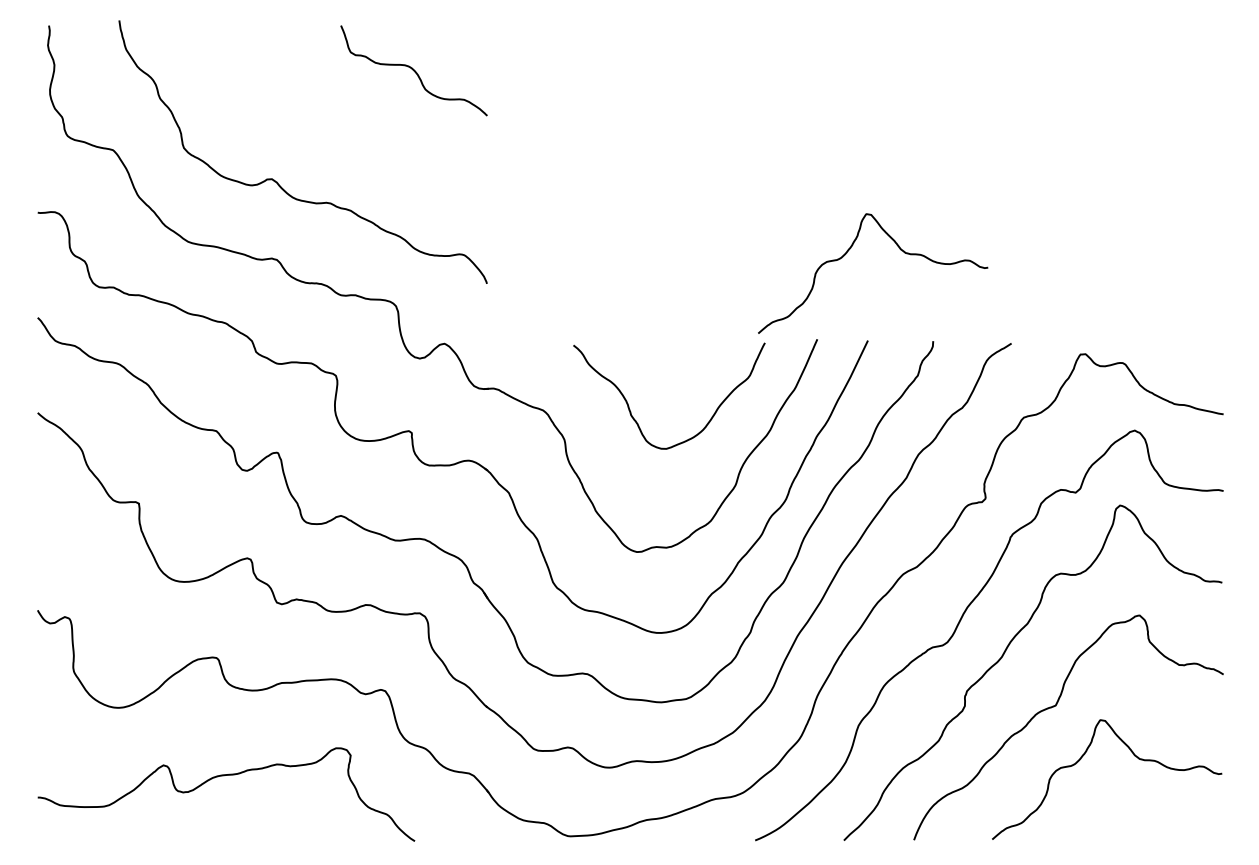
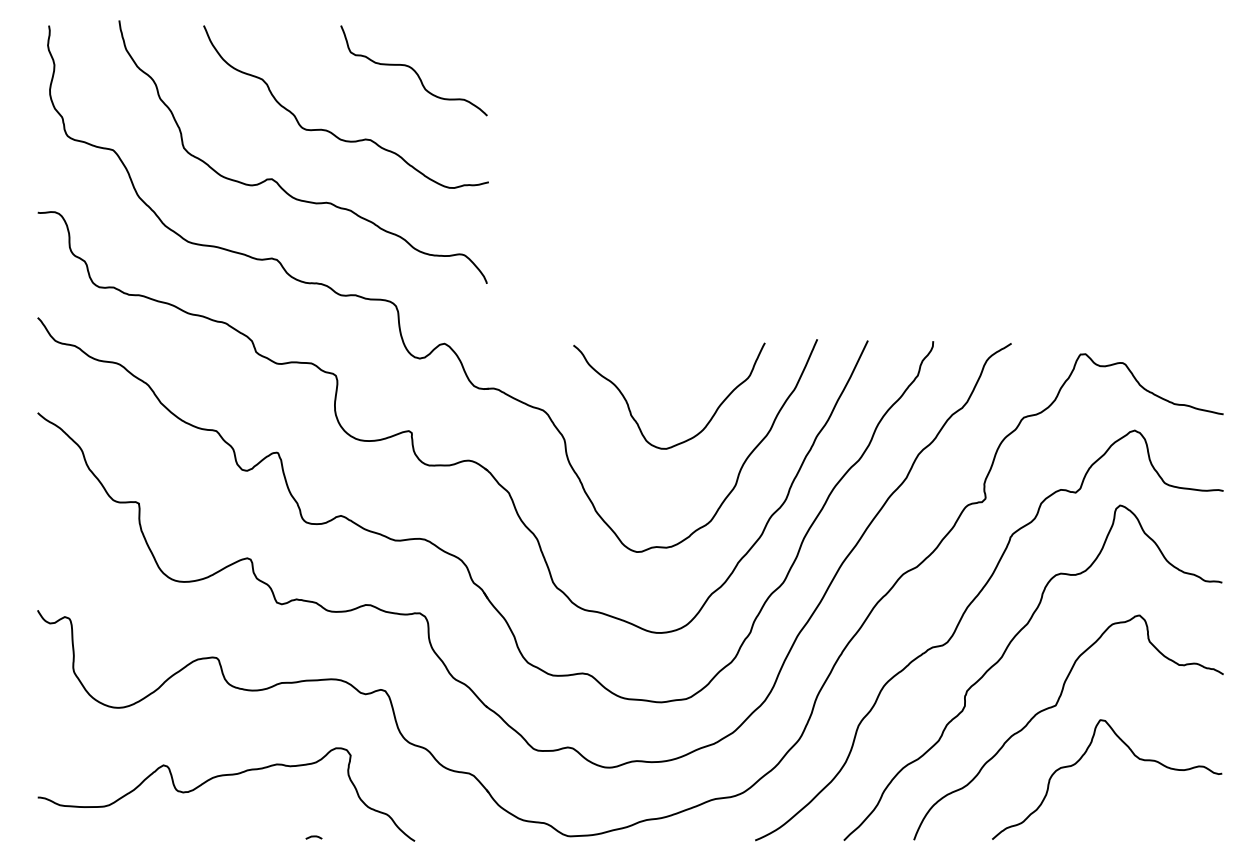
curve: none -> present (329, 130)
curve: present -> none (847, 253)
curve: none -> present (313, 837)
